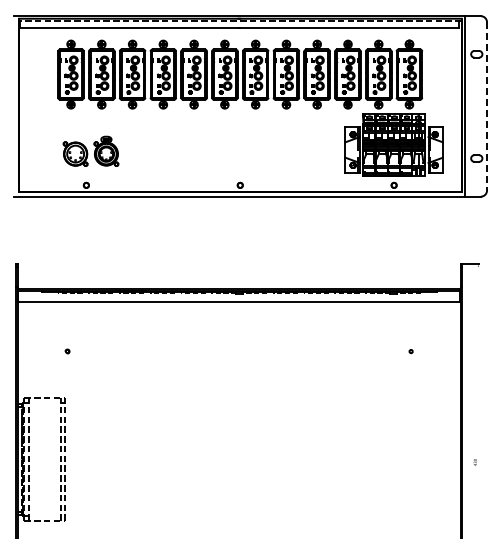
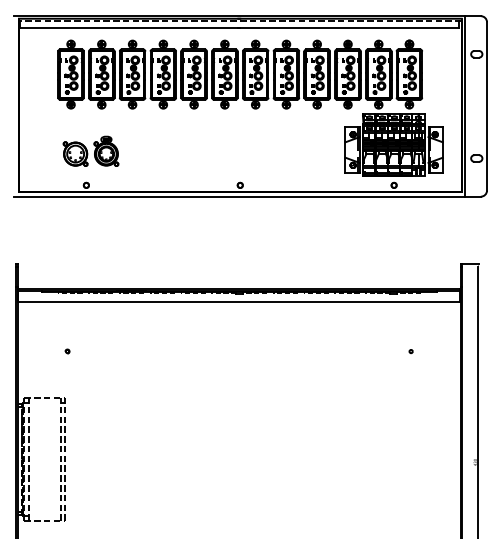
line: dashed -> solid (487, 106)
line: none -> present (478, 400)
